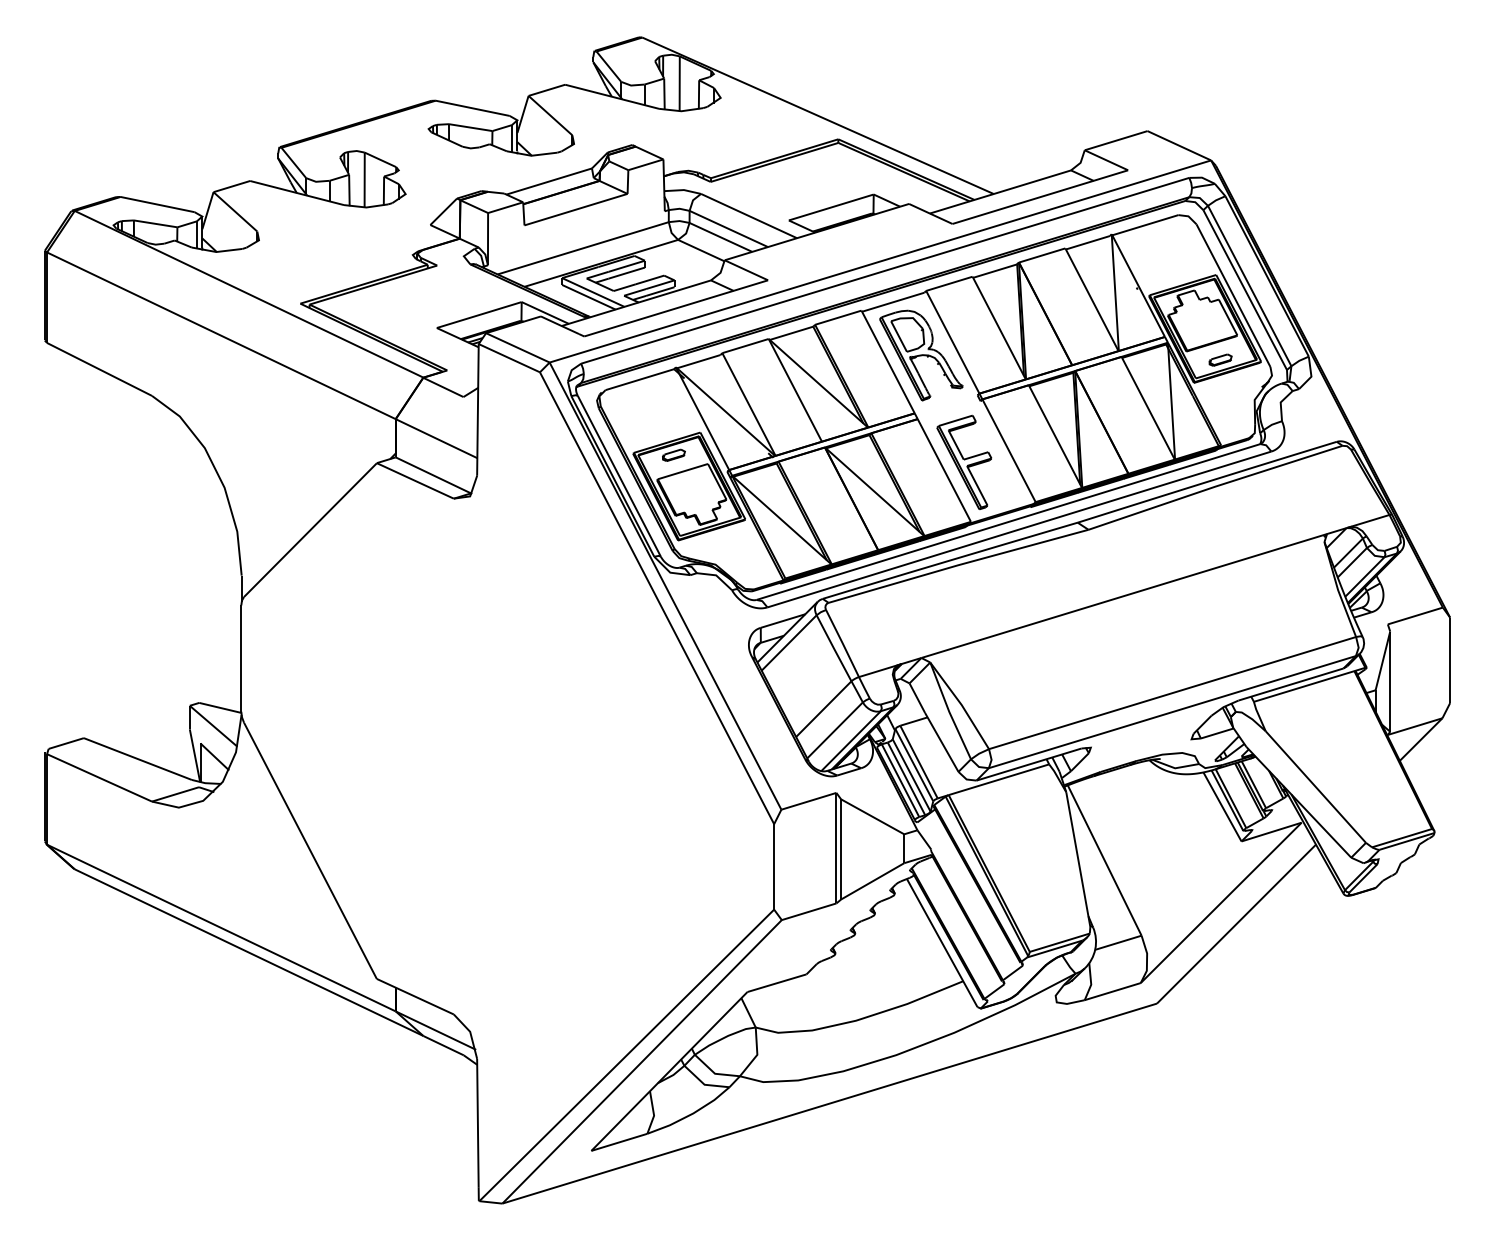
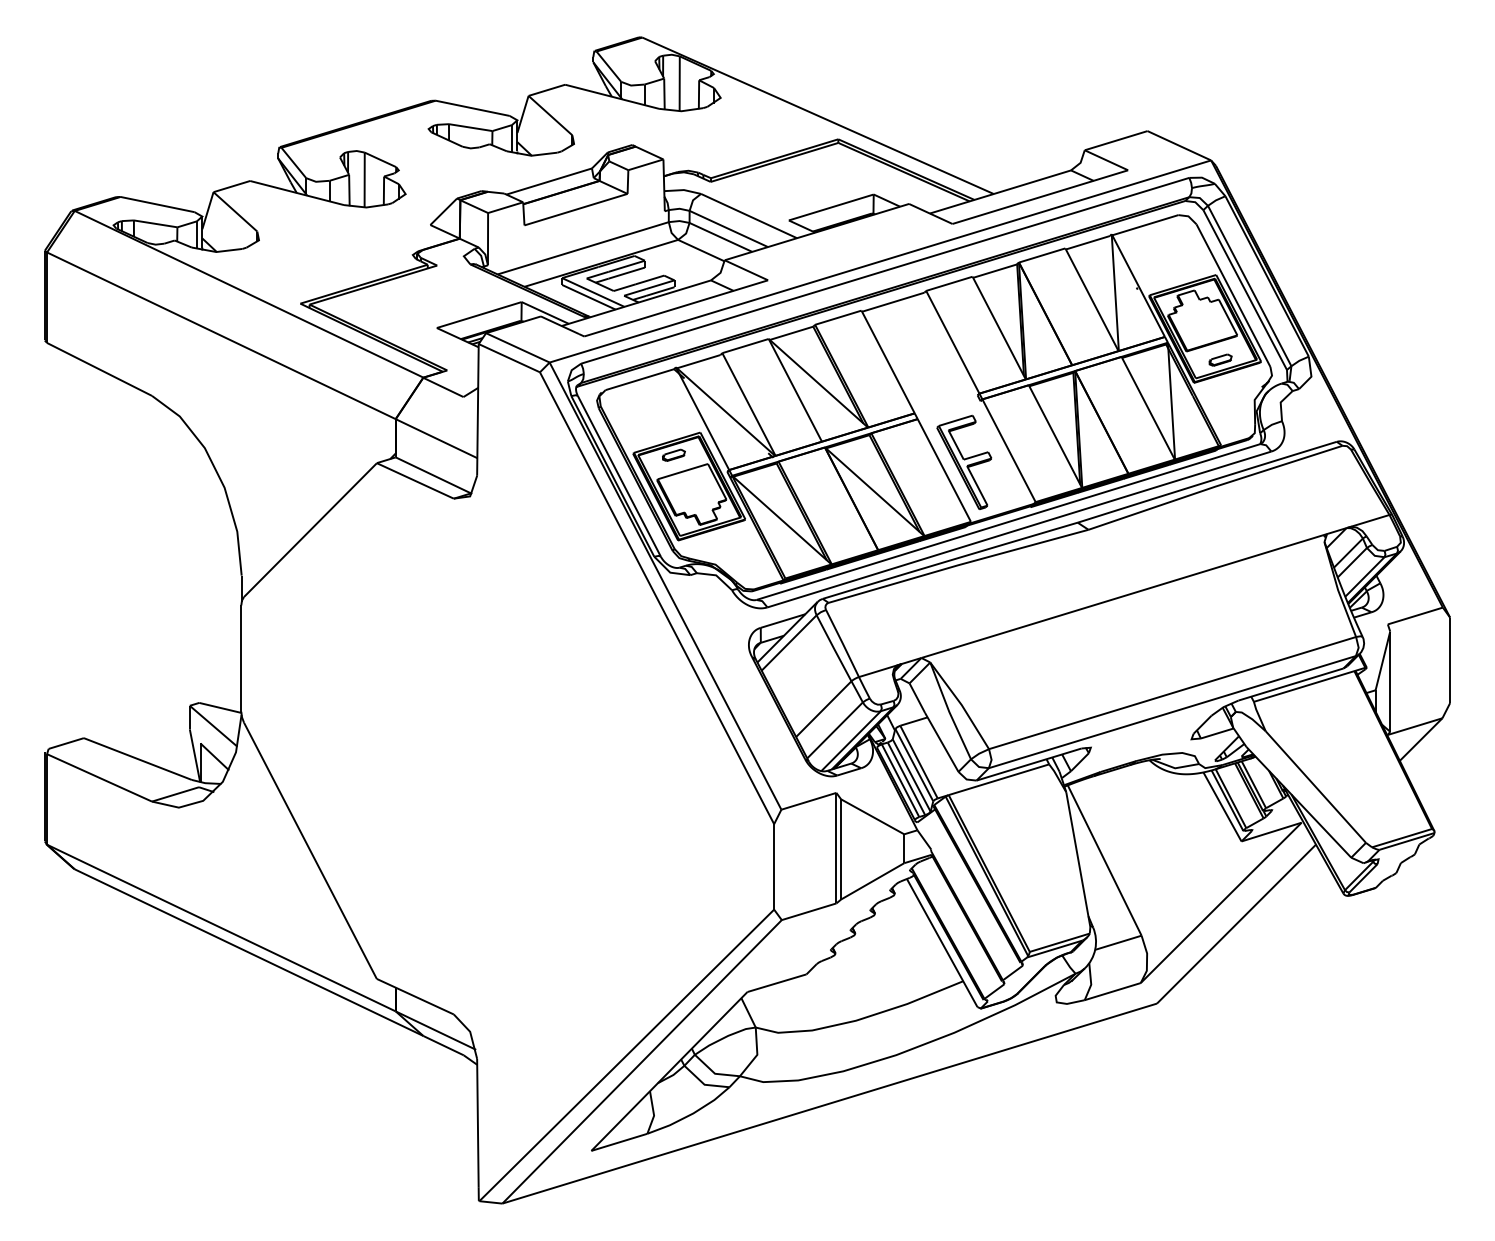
part: present -> none (921, 355)
